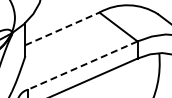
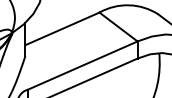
line: dashed -> solid (62, 28)
line: dashed -> solid (82, 65)
